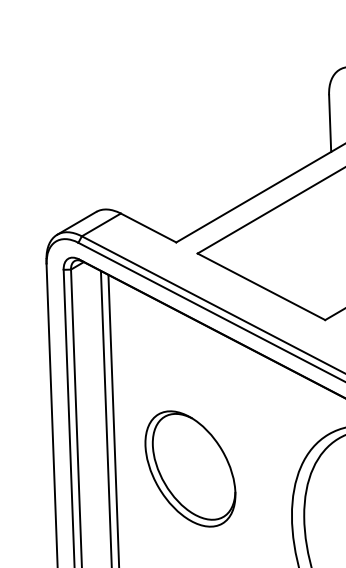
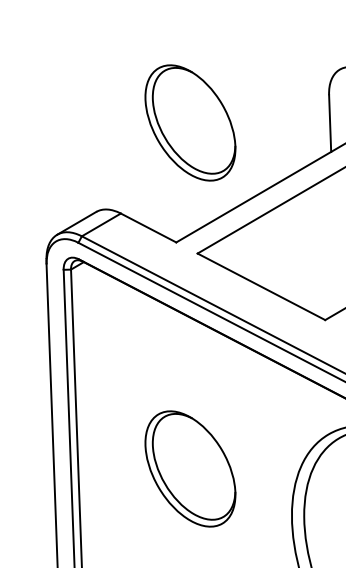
part: none -> present (190, 122)
line: present -> none (105, 417)
line: present -> none (113, 419)
